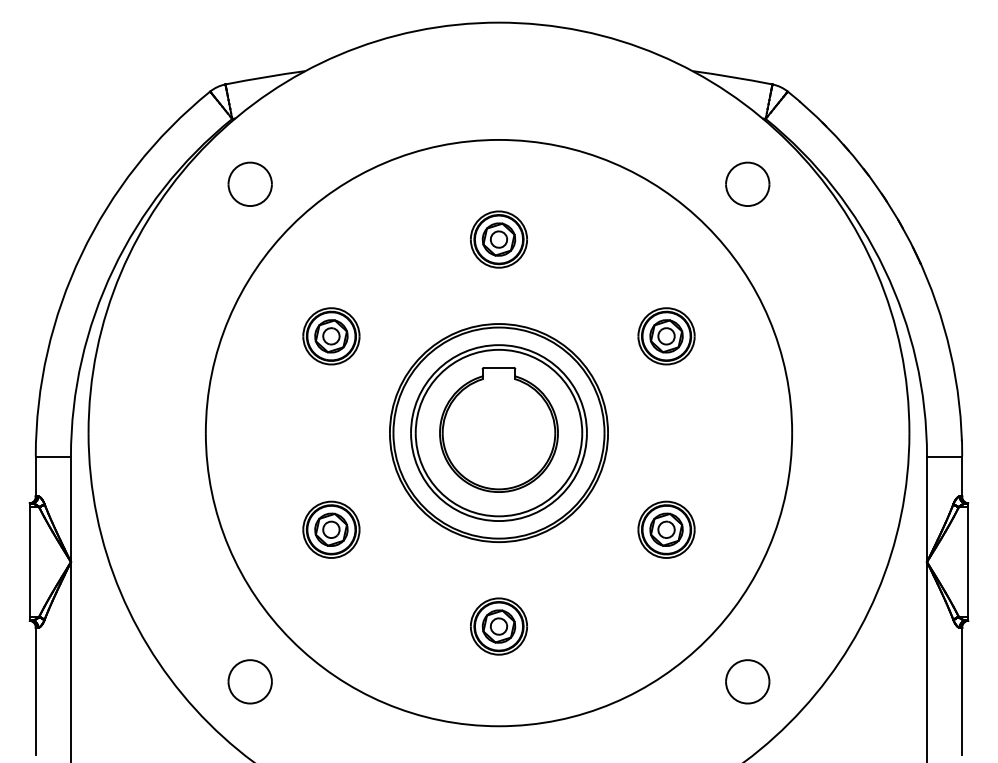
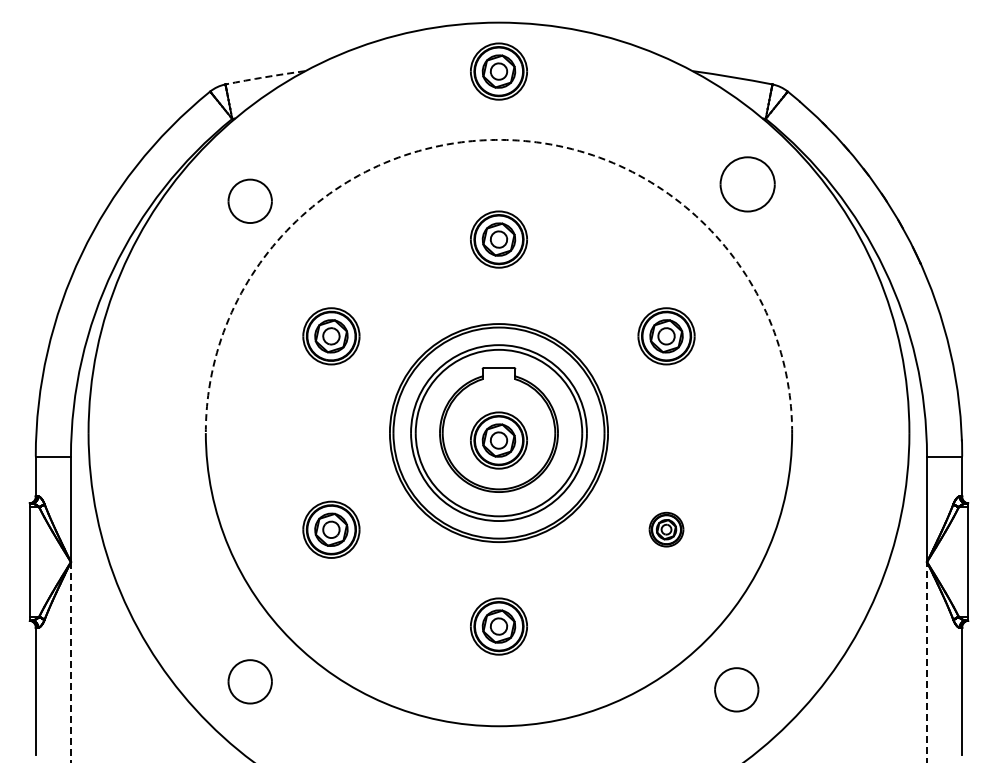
part: none -> present (498, 71)
arc: solid -> dashed (265, 77)
arc: solid -> dashed (498, 139)
part position: (249, 183) -> (249, 200) (249, 200)
part size: 46x46 px -> 57x57 px (747, 184)
part: none -> present (498, 440)
part size: 59x59 px -> 37x37 px (666, 529)
line: solid -> dashed (70, 662)
line: solid -> dashed (927, 662)
part position: (747, 681) -> (736, 689) (736, 689)
